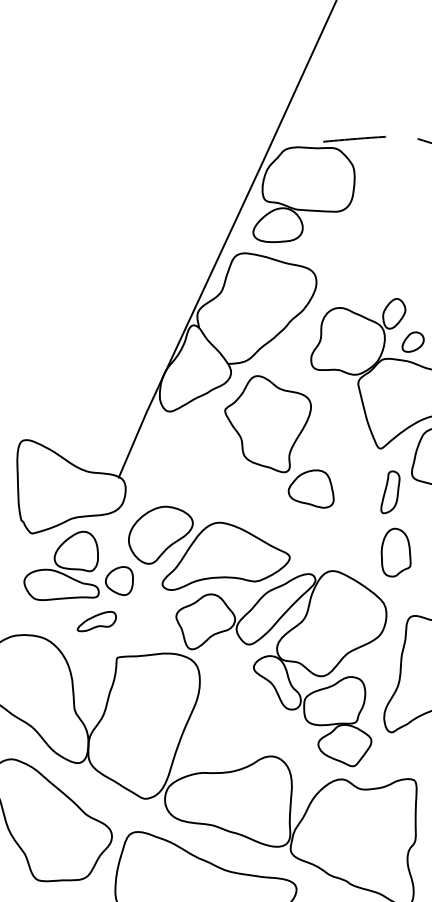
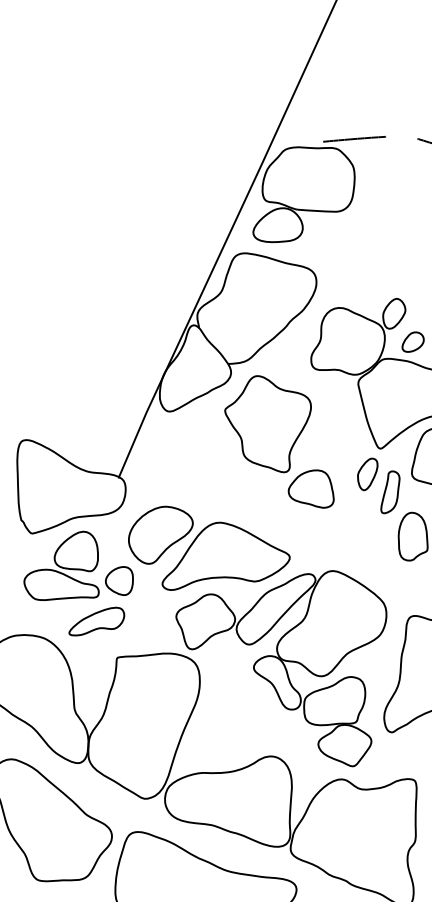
part: none -> present (367, 474)
part position: (395, 552) -> (412, 536) (412, 536)
part size: 41x22 px -> 58x31 px (96, 621)
